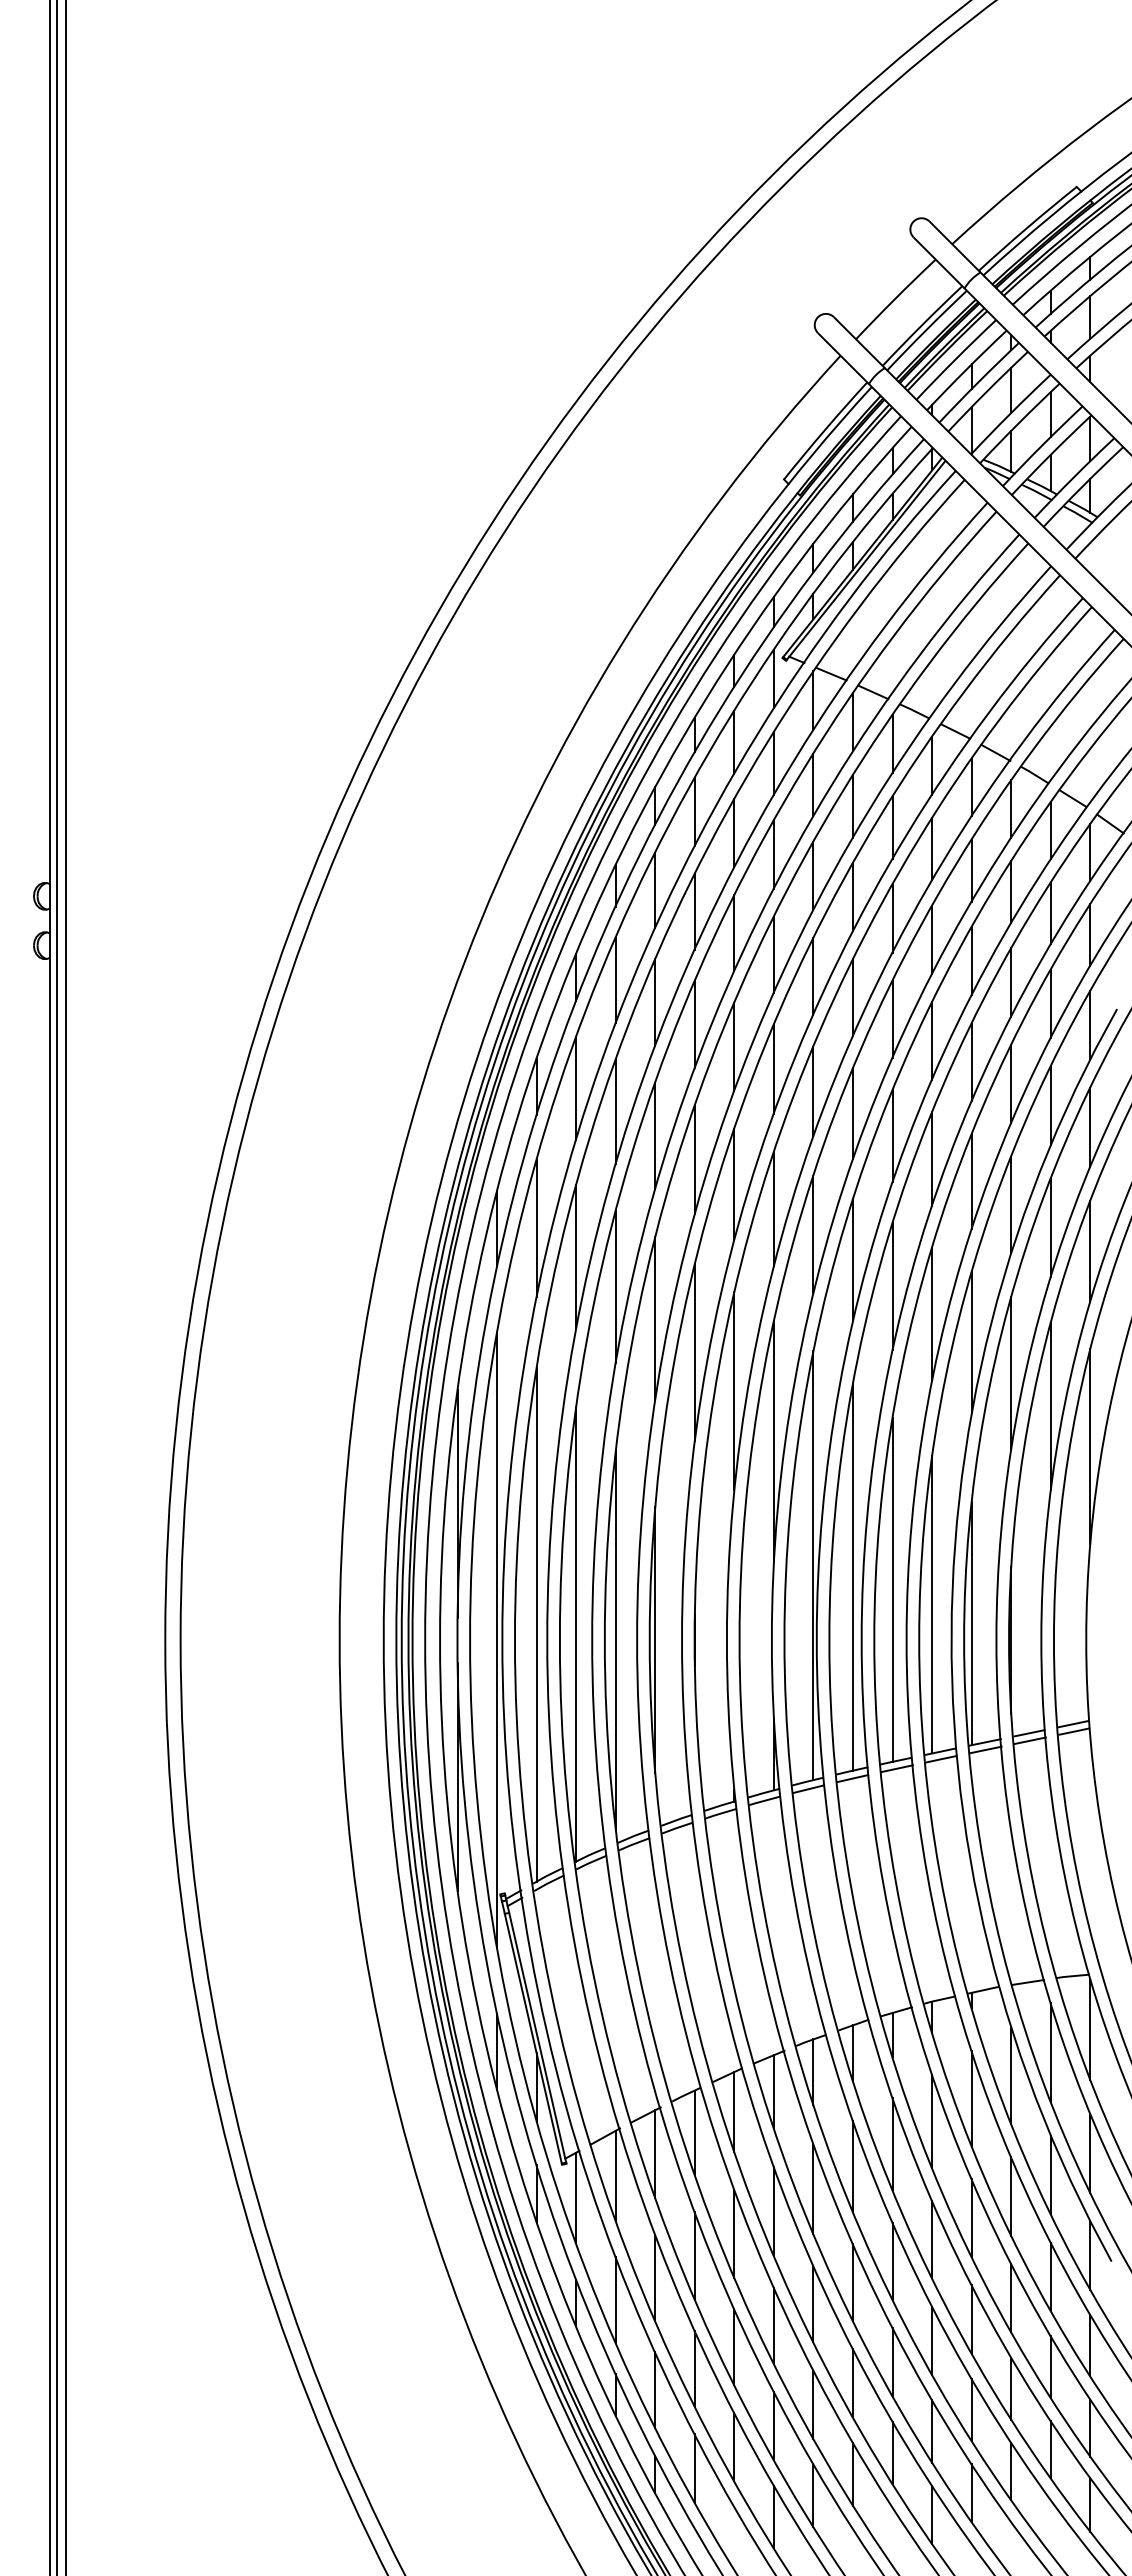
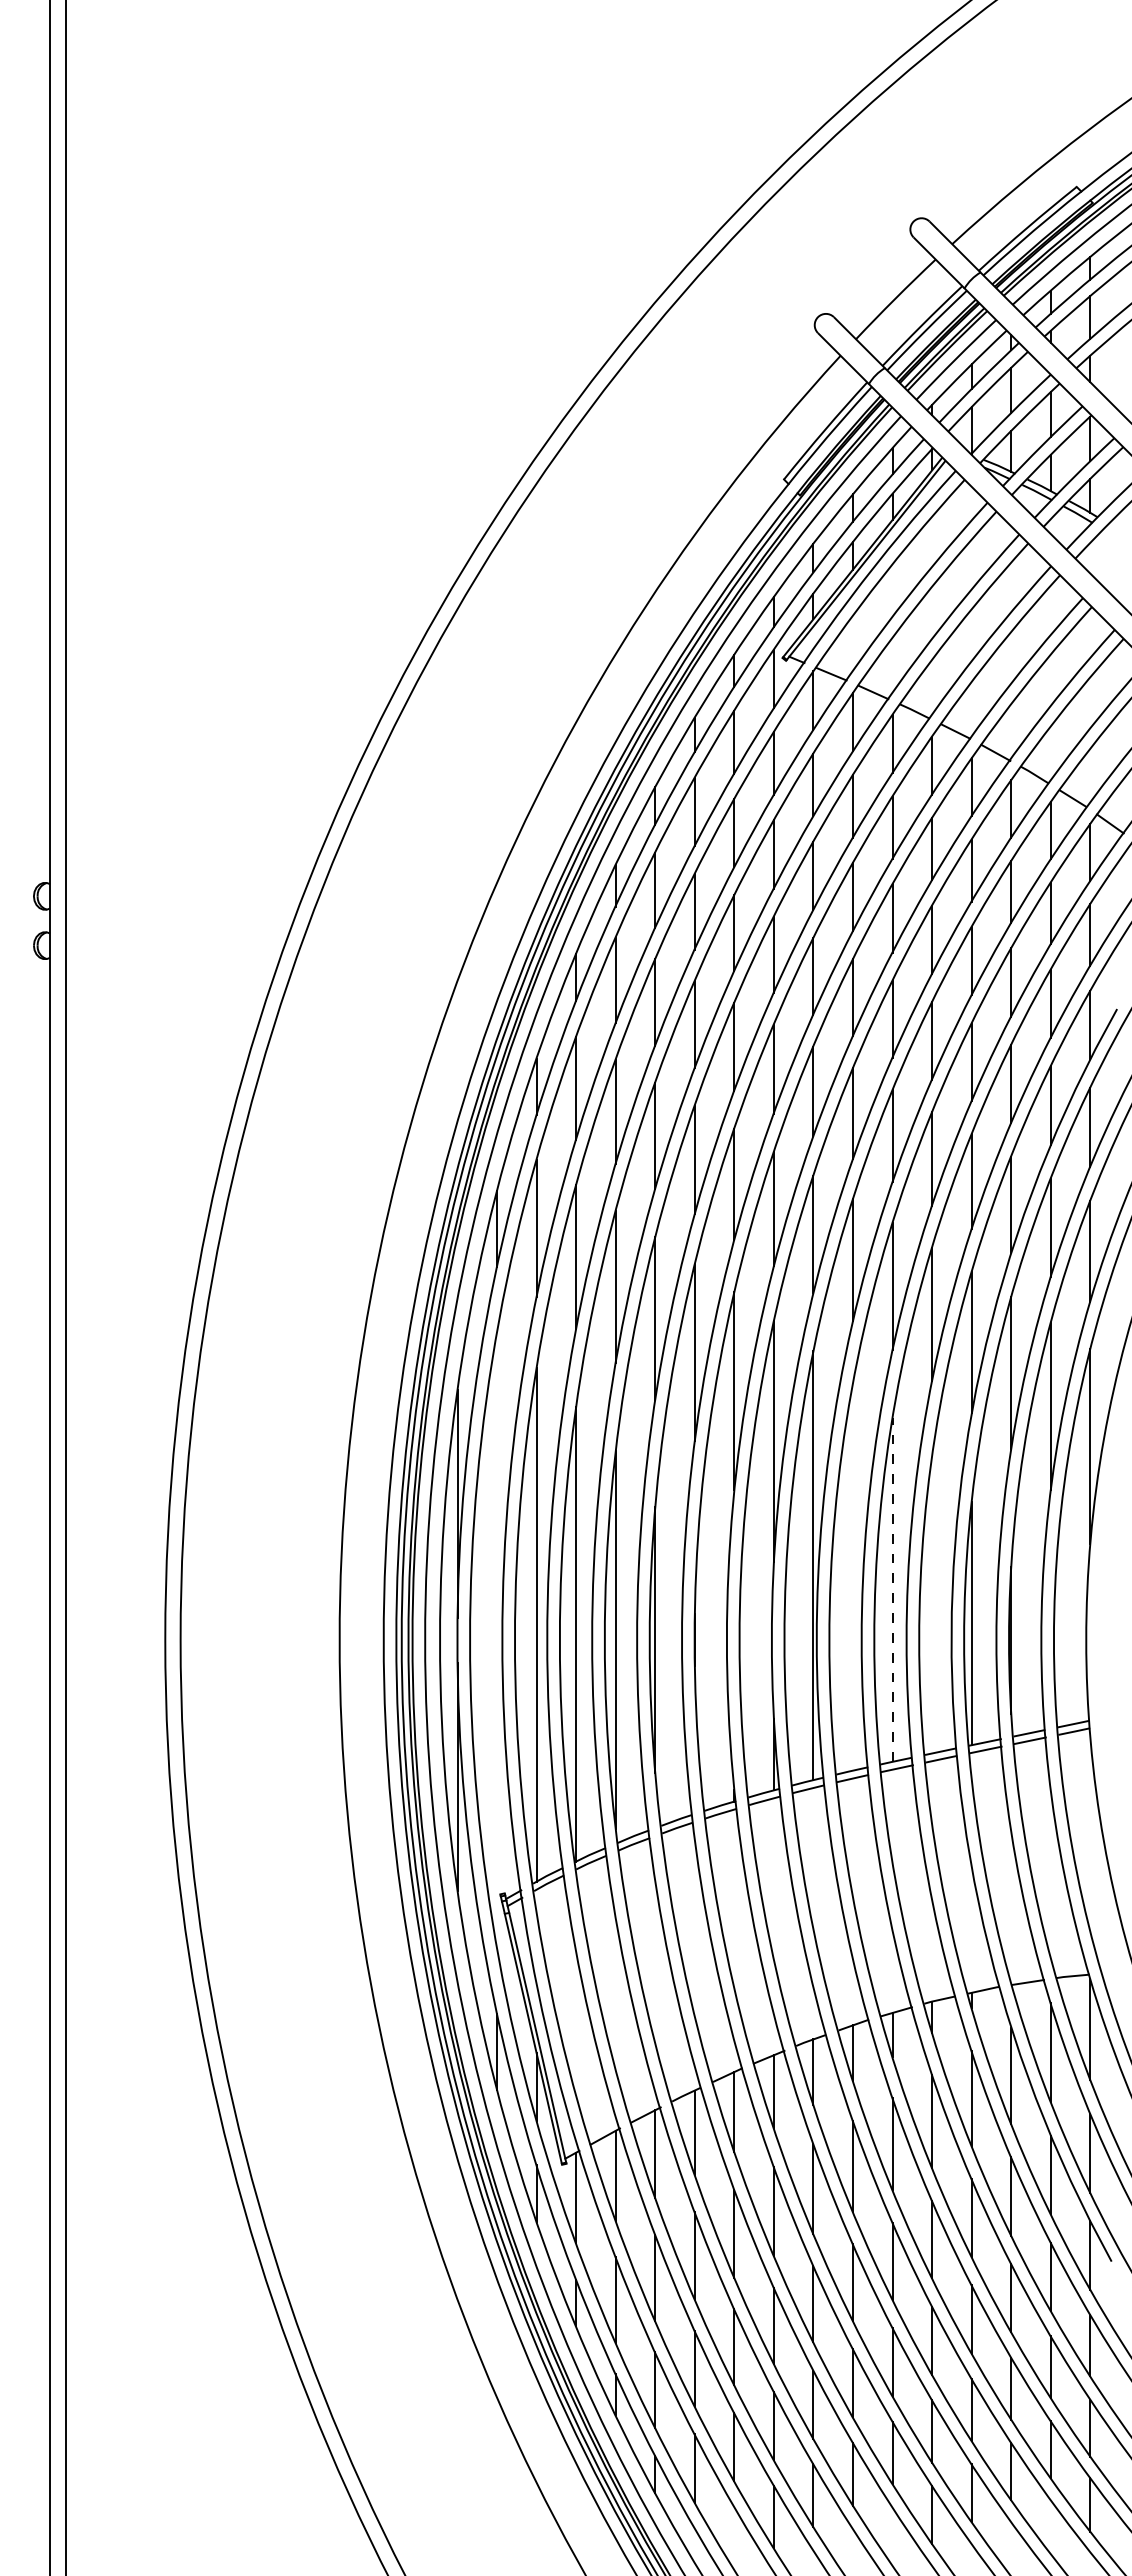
line: present -> none (56, 1287)
line: present -> none (853, 1576)
line: solid -> dashed (892, 1589)
line: present -> none (932, 1604)
line: present -> none (497, 1640)
